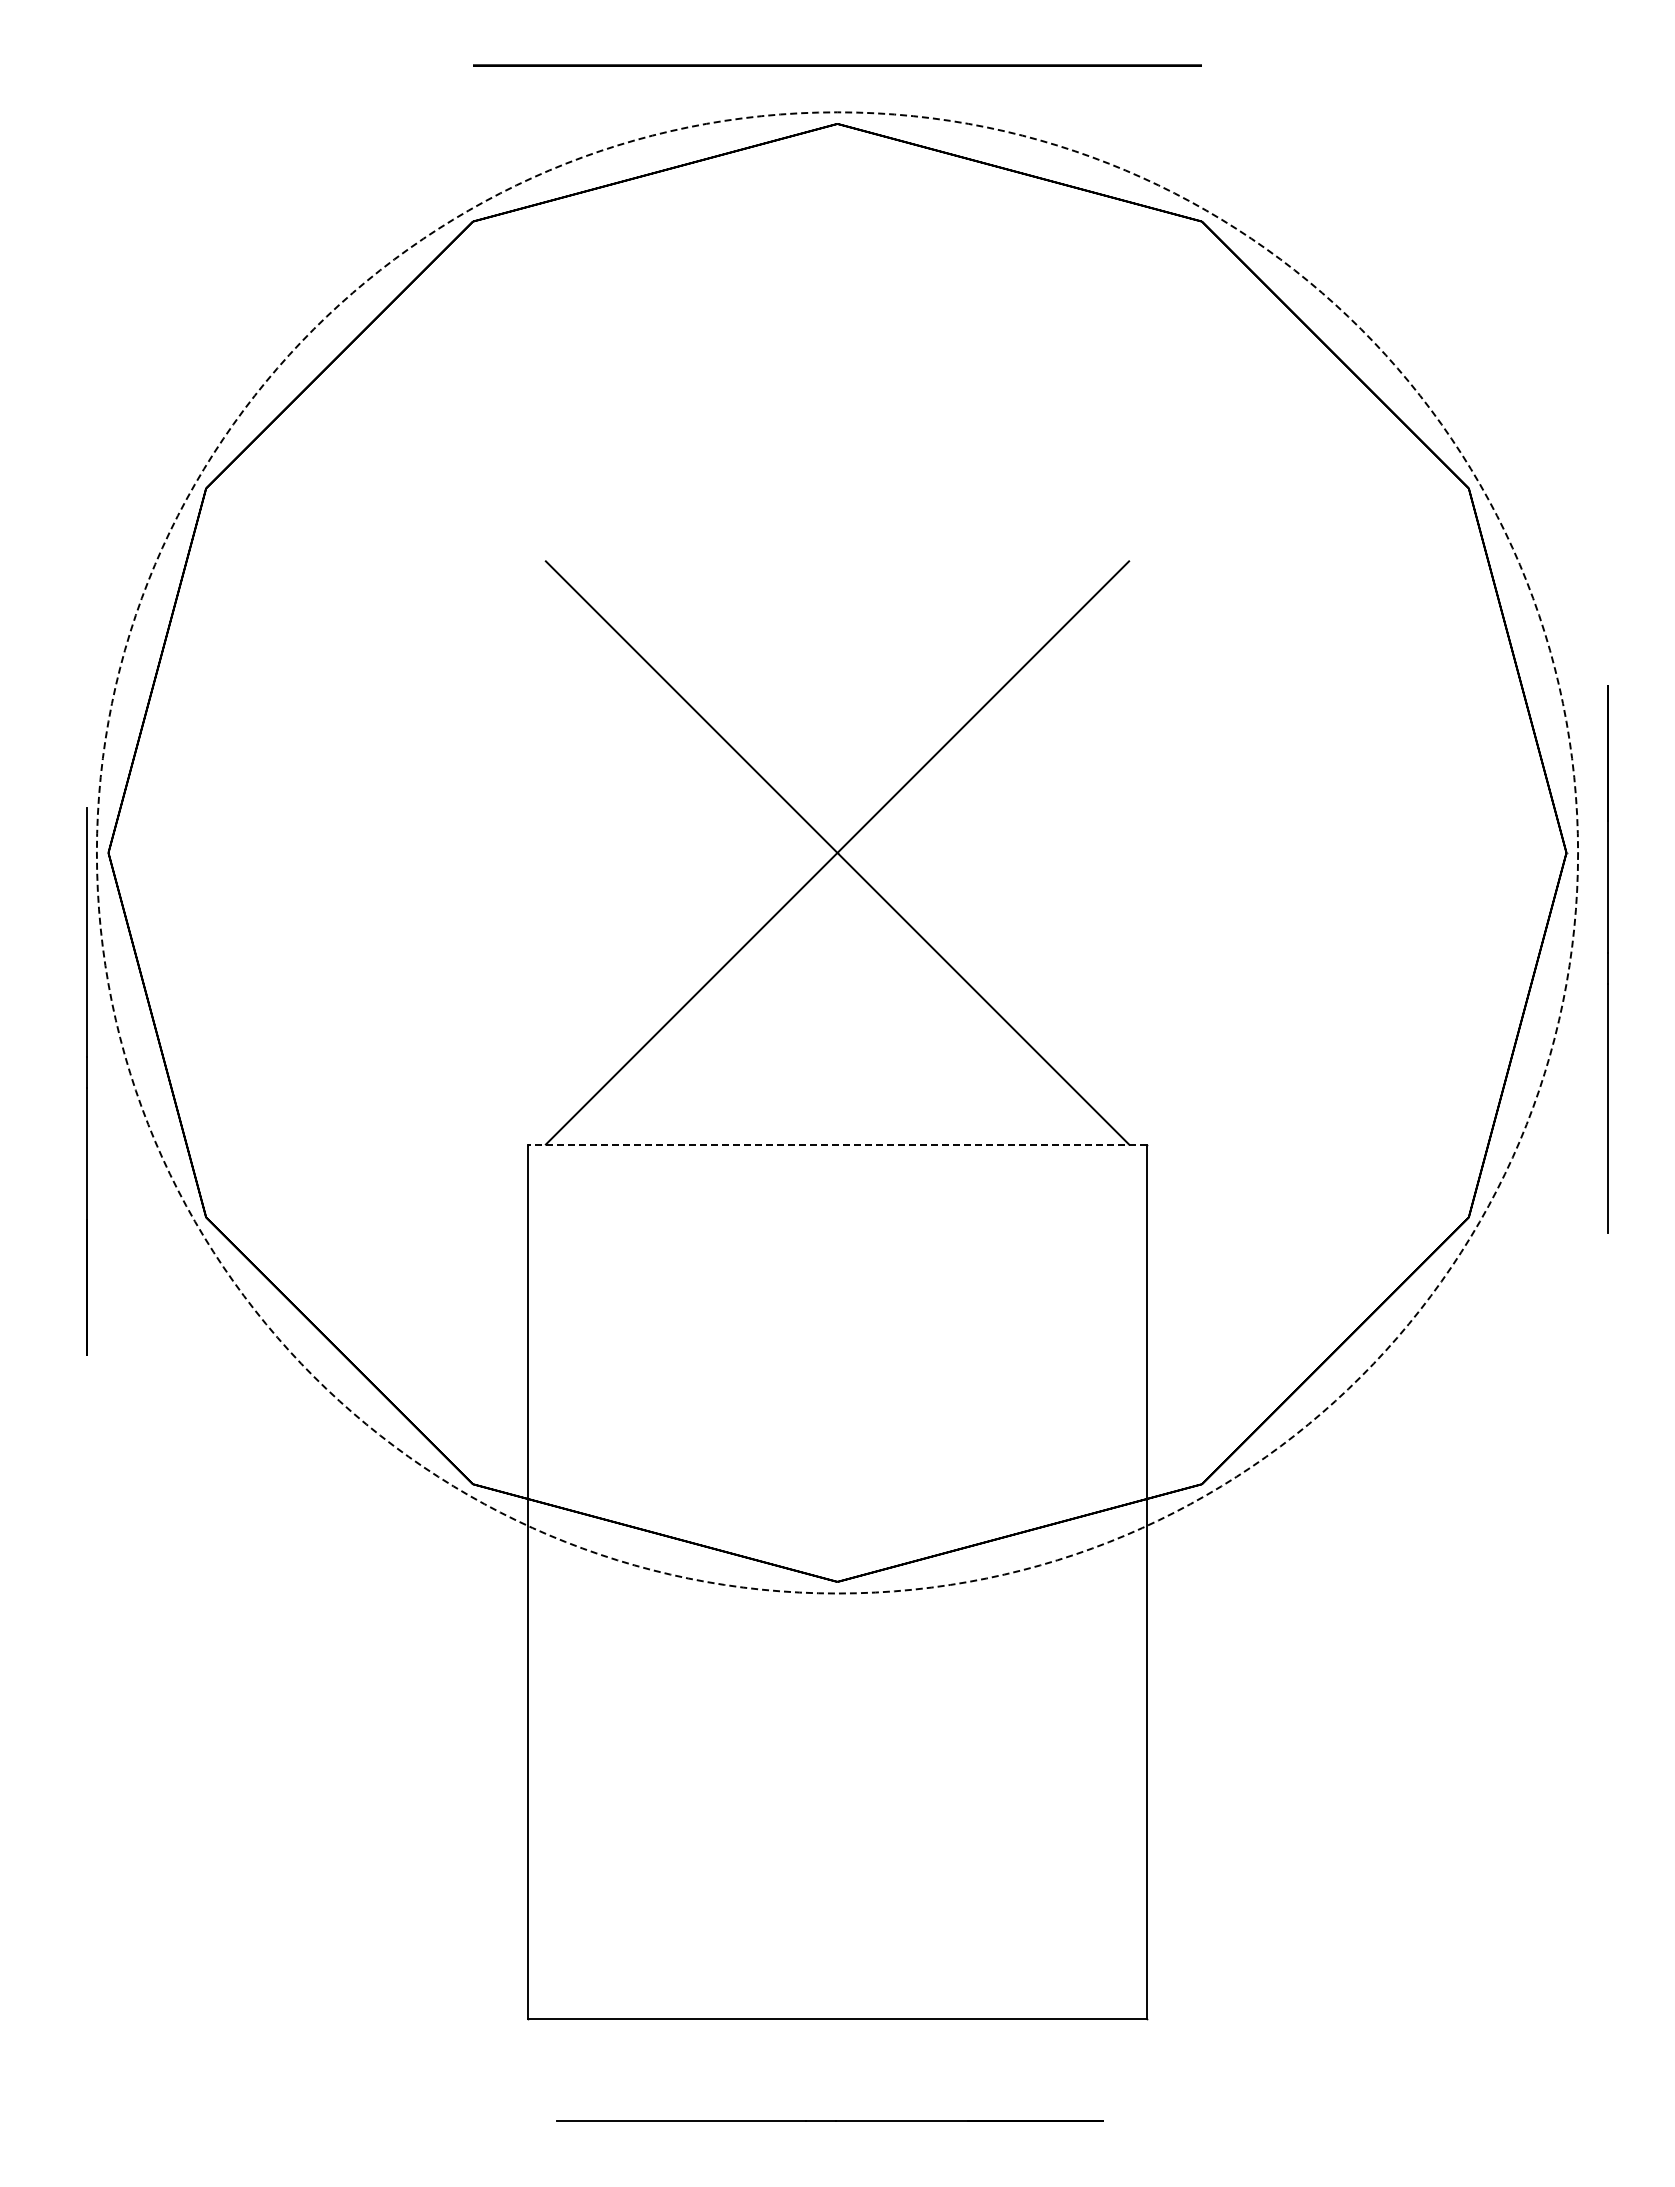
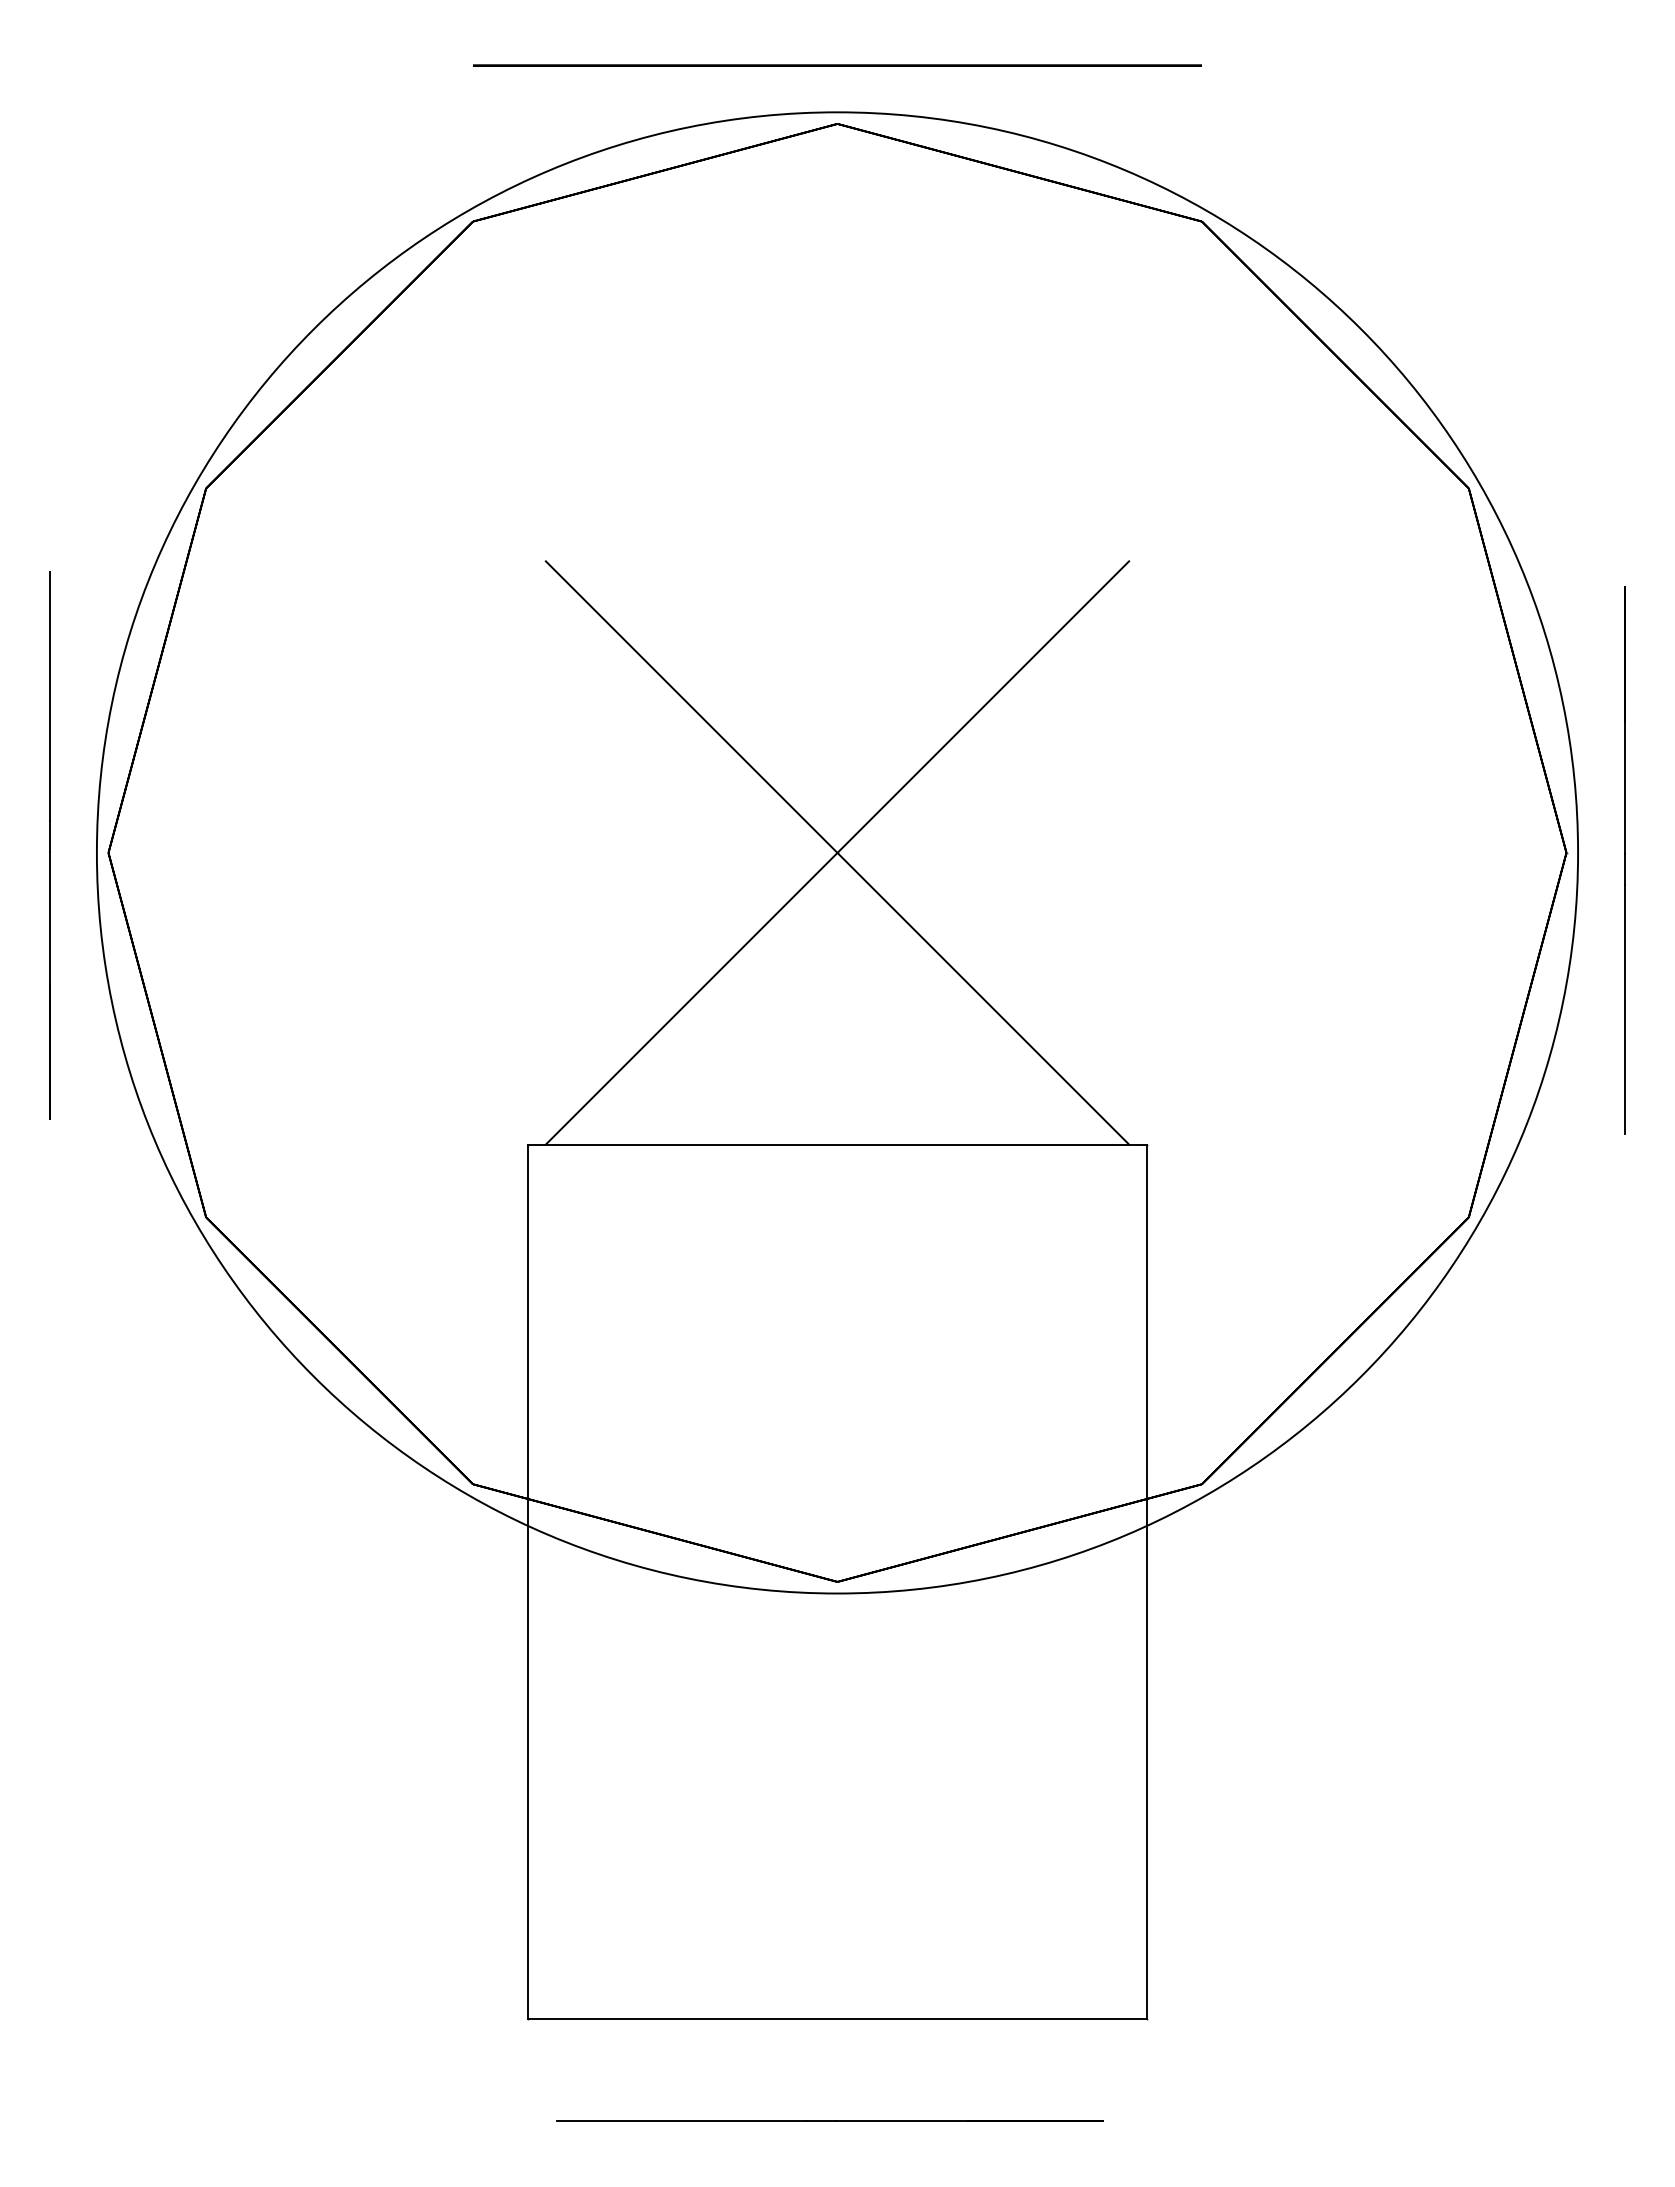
circle: dashed -> solid (837, 852)
line position: (1607, 959) -> (1624, 860) (1624, 860)
line position: (86, 1081) -> (49, 845) (49, 845)
line: dashed -> solid (837, 1144)
